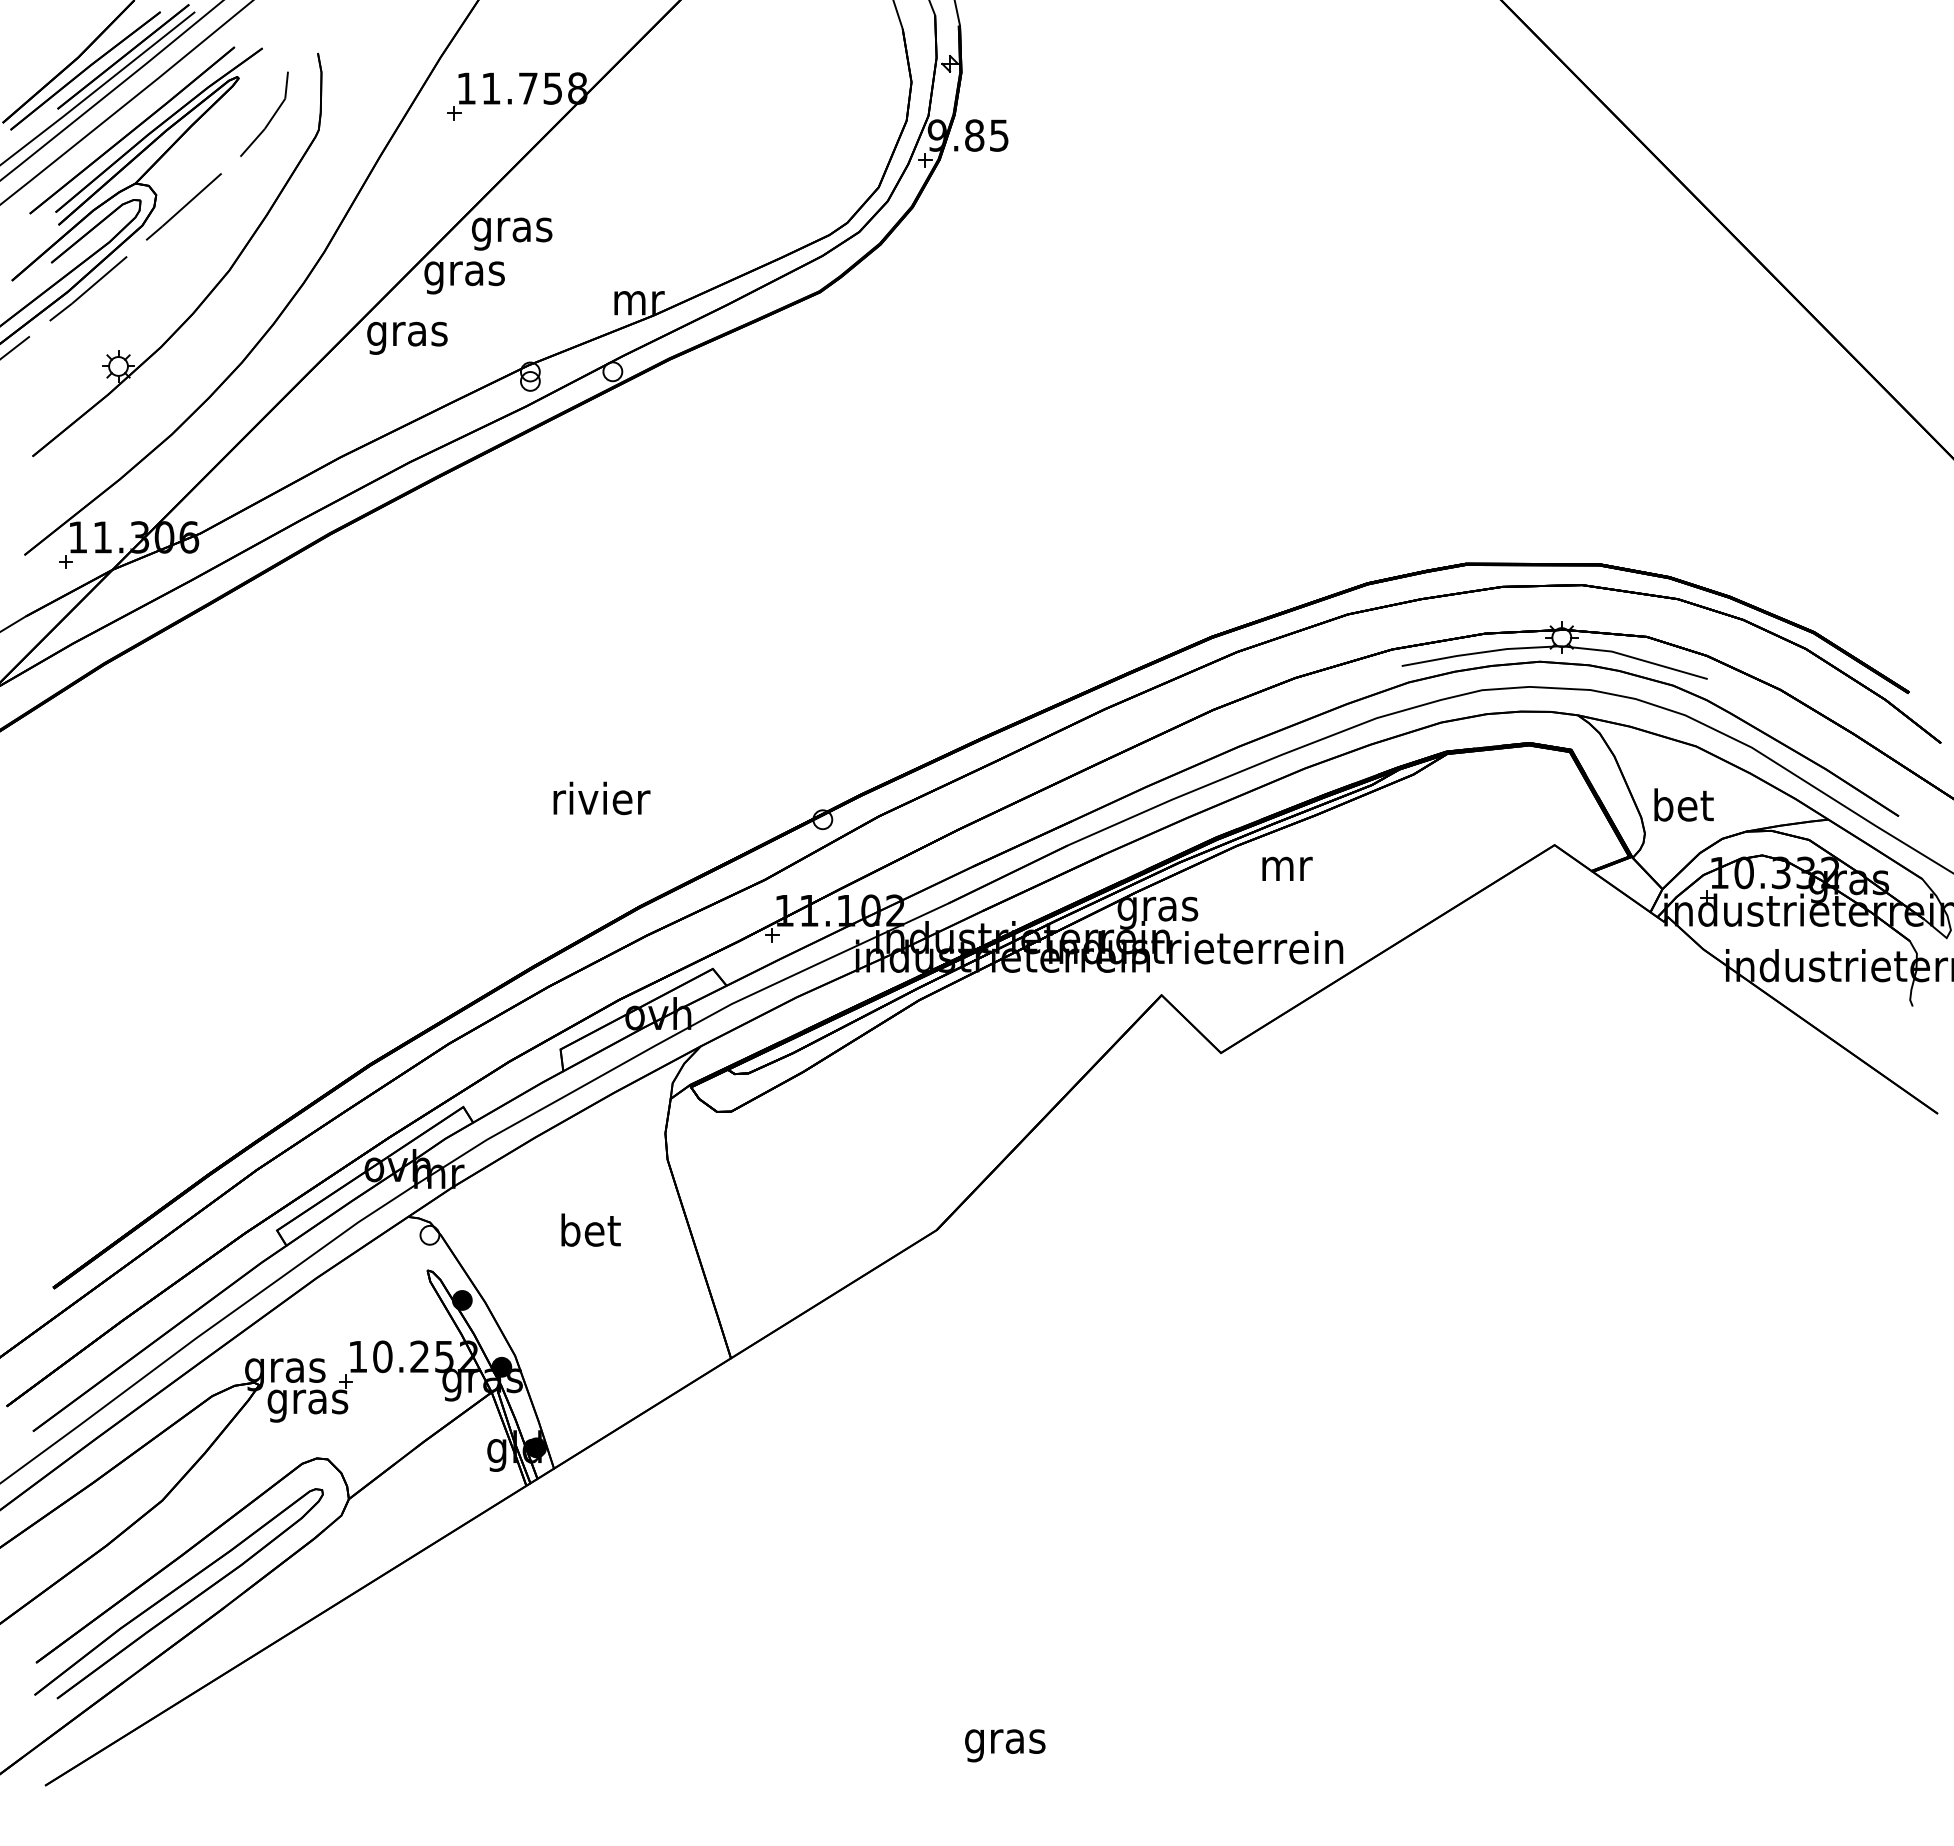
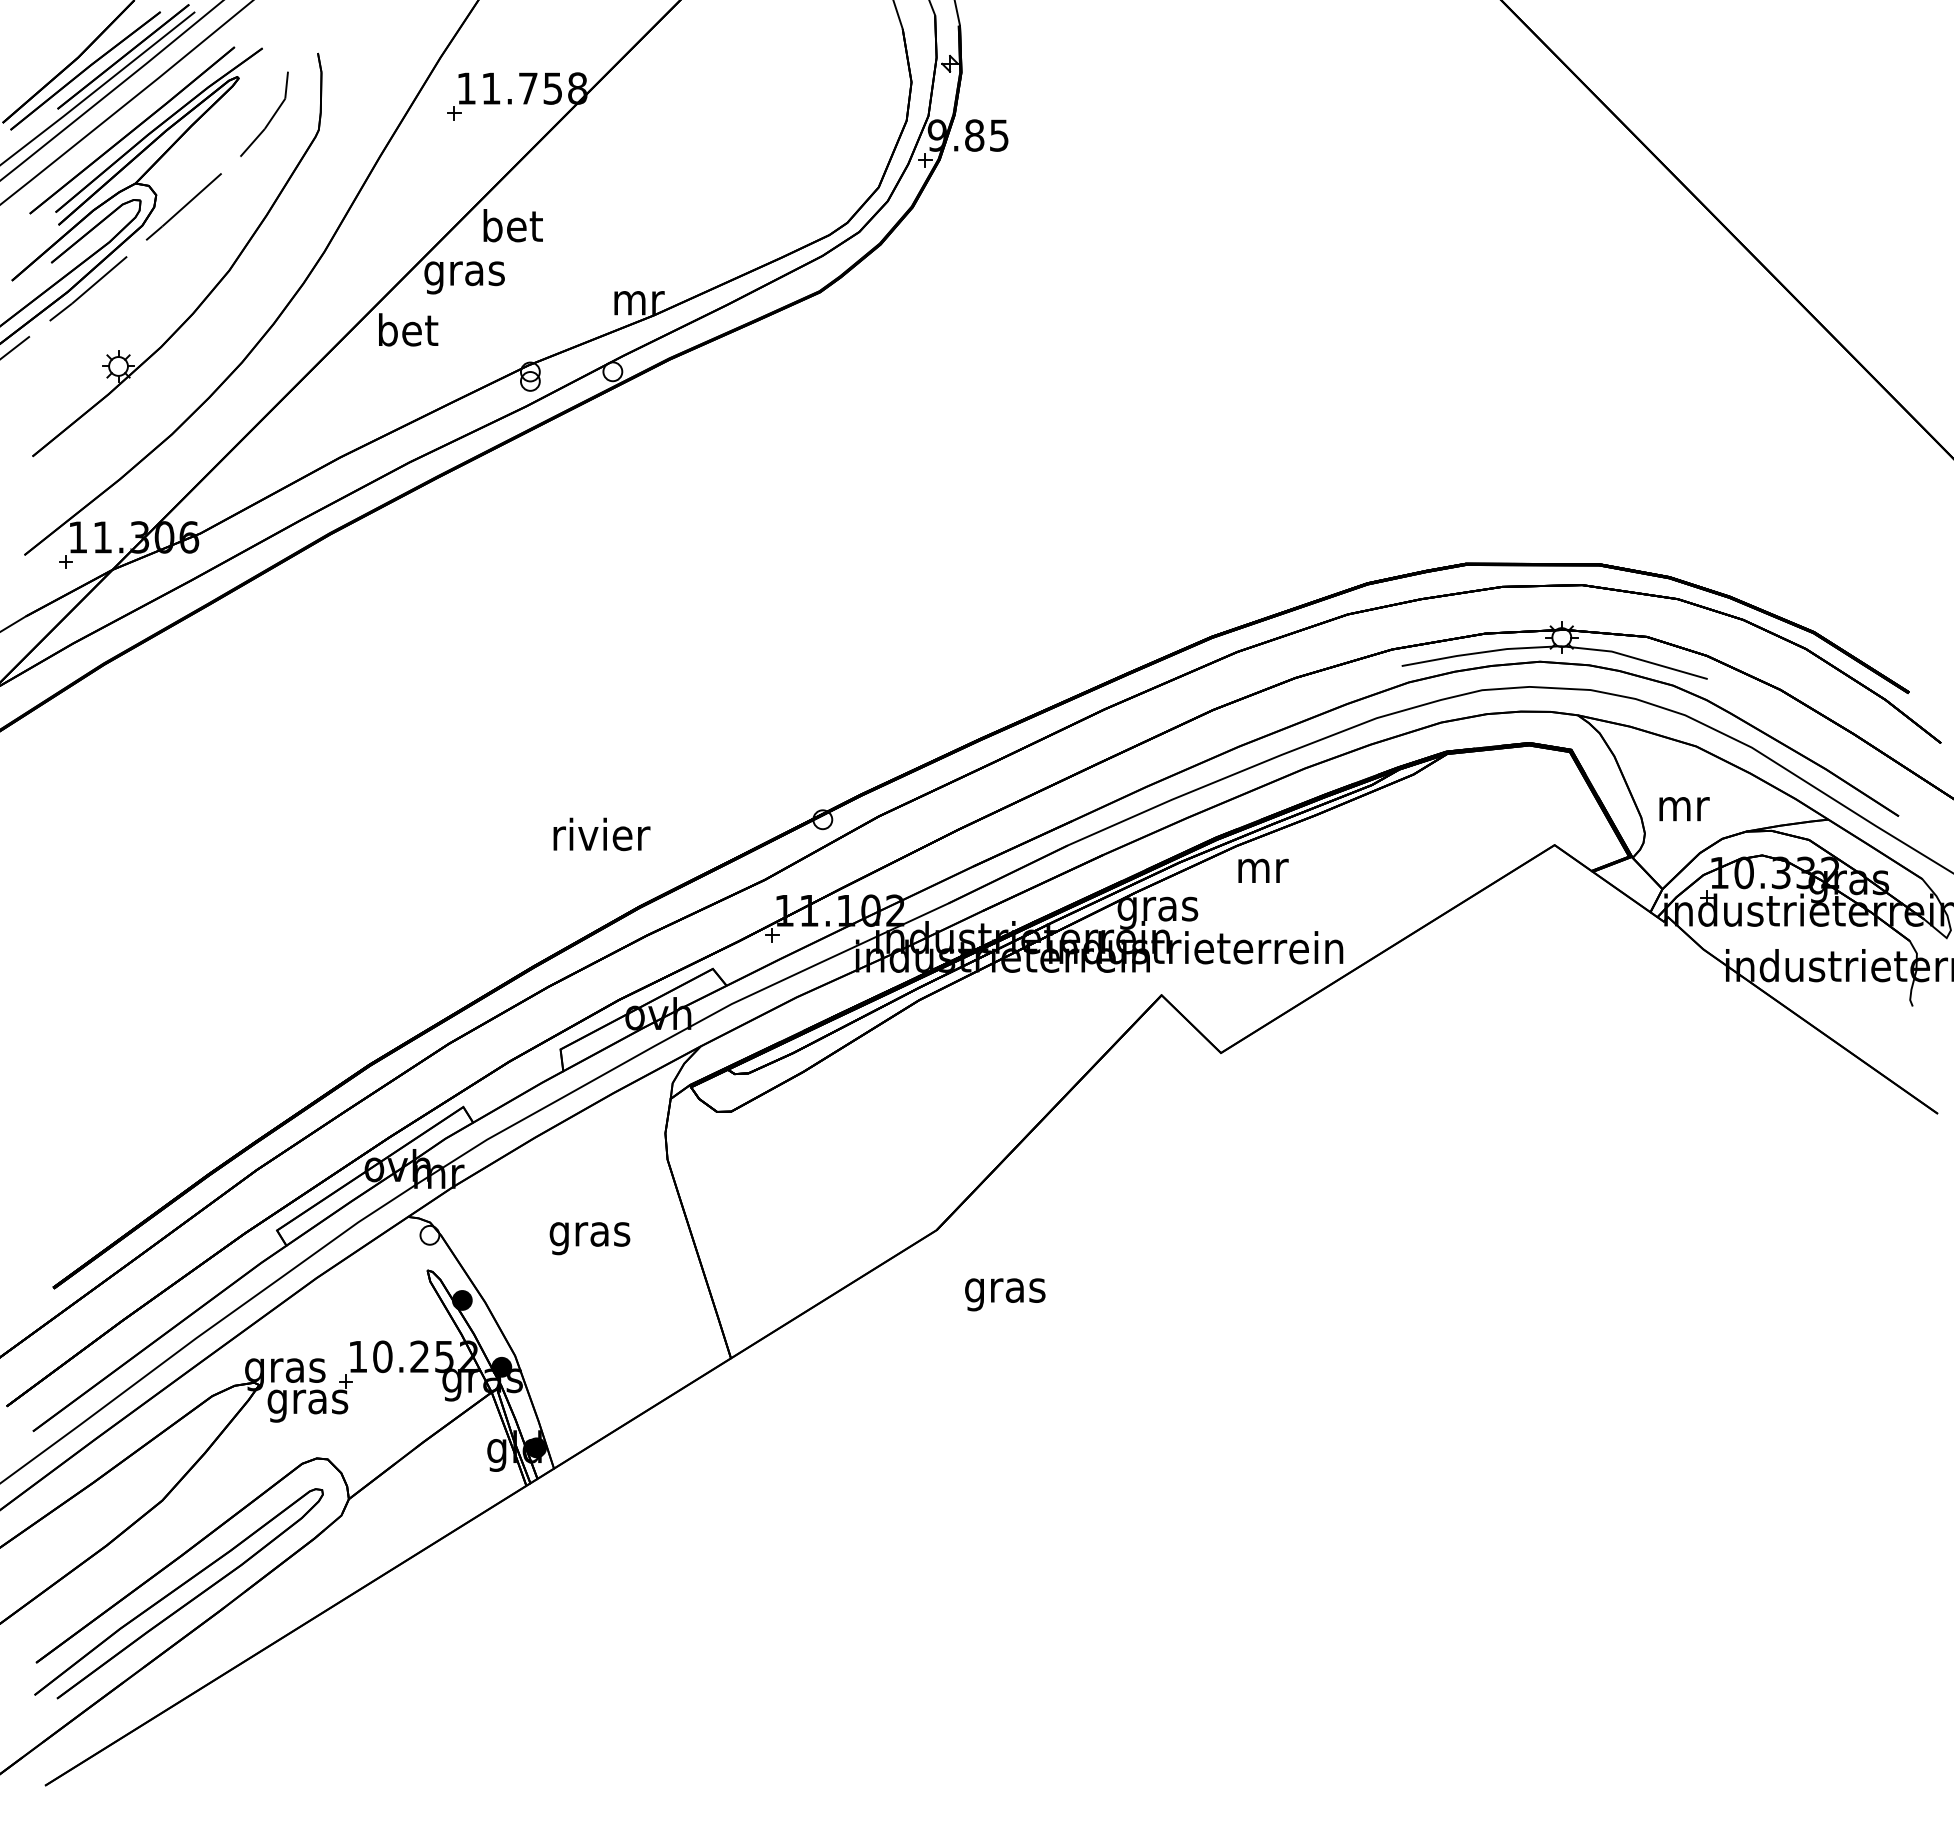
text: gras -> bet (511, 229)
text: gras -> bet (407, 333)
text position: (601, 798) -> (601, 834) (601, 834)
text: bet -> mr (1683, 804)
text position: (1287, 868) -> (1263, 870) (1263, 870)
text: bet -> gras (589, 1234)
text position: (1005, 1745) -> (1005, 1294) (1005, 1294)
